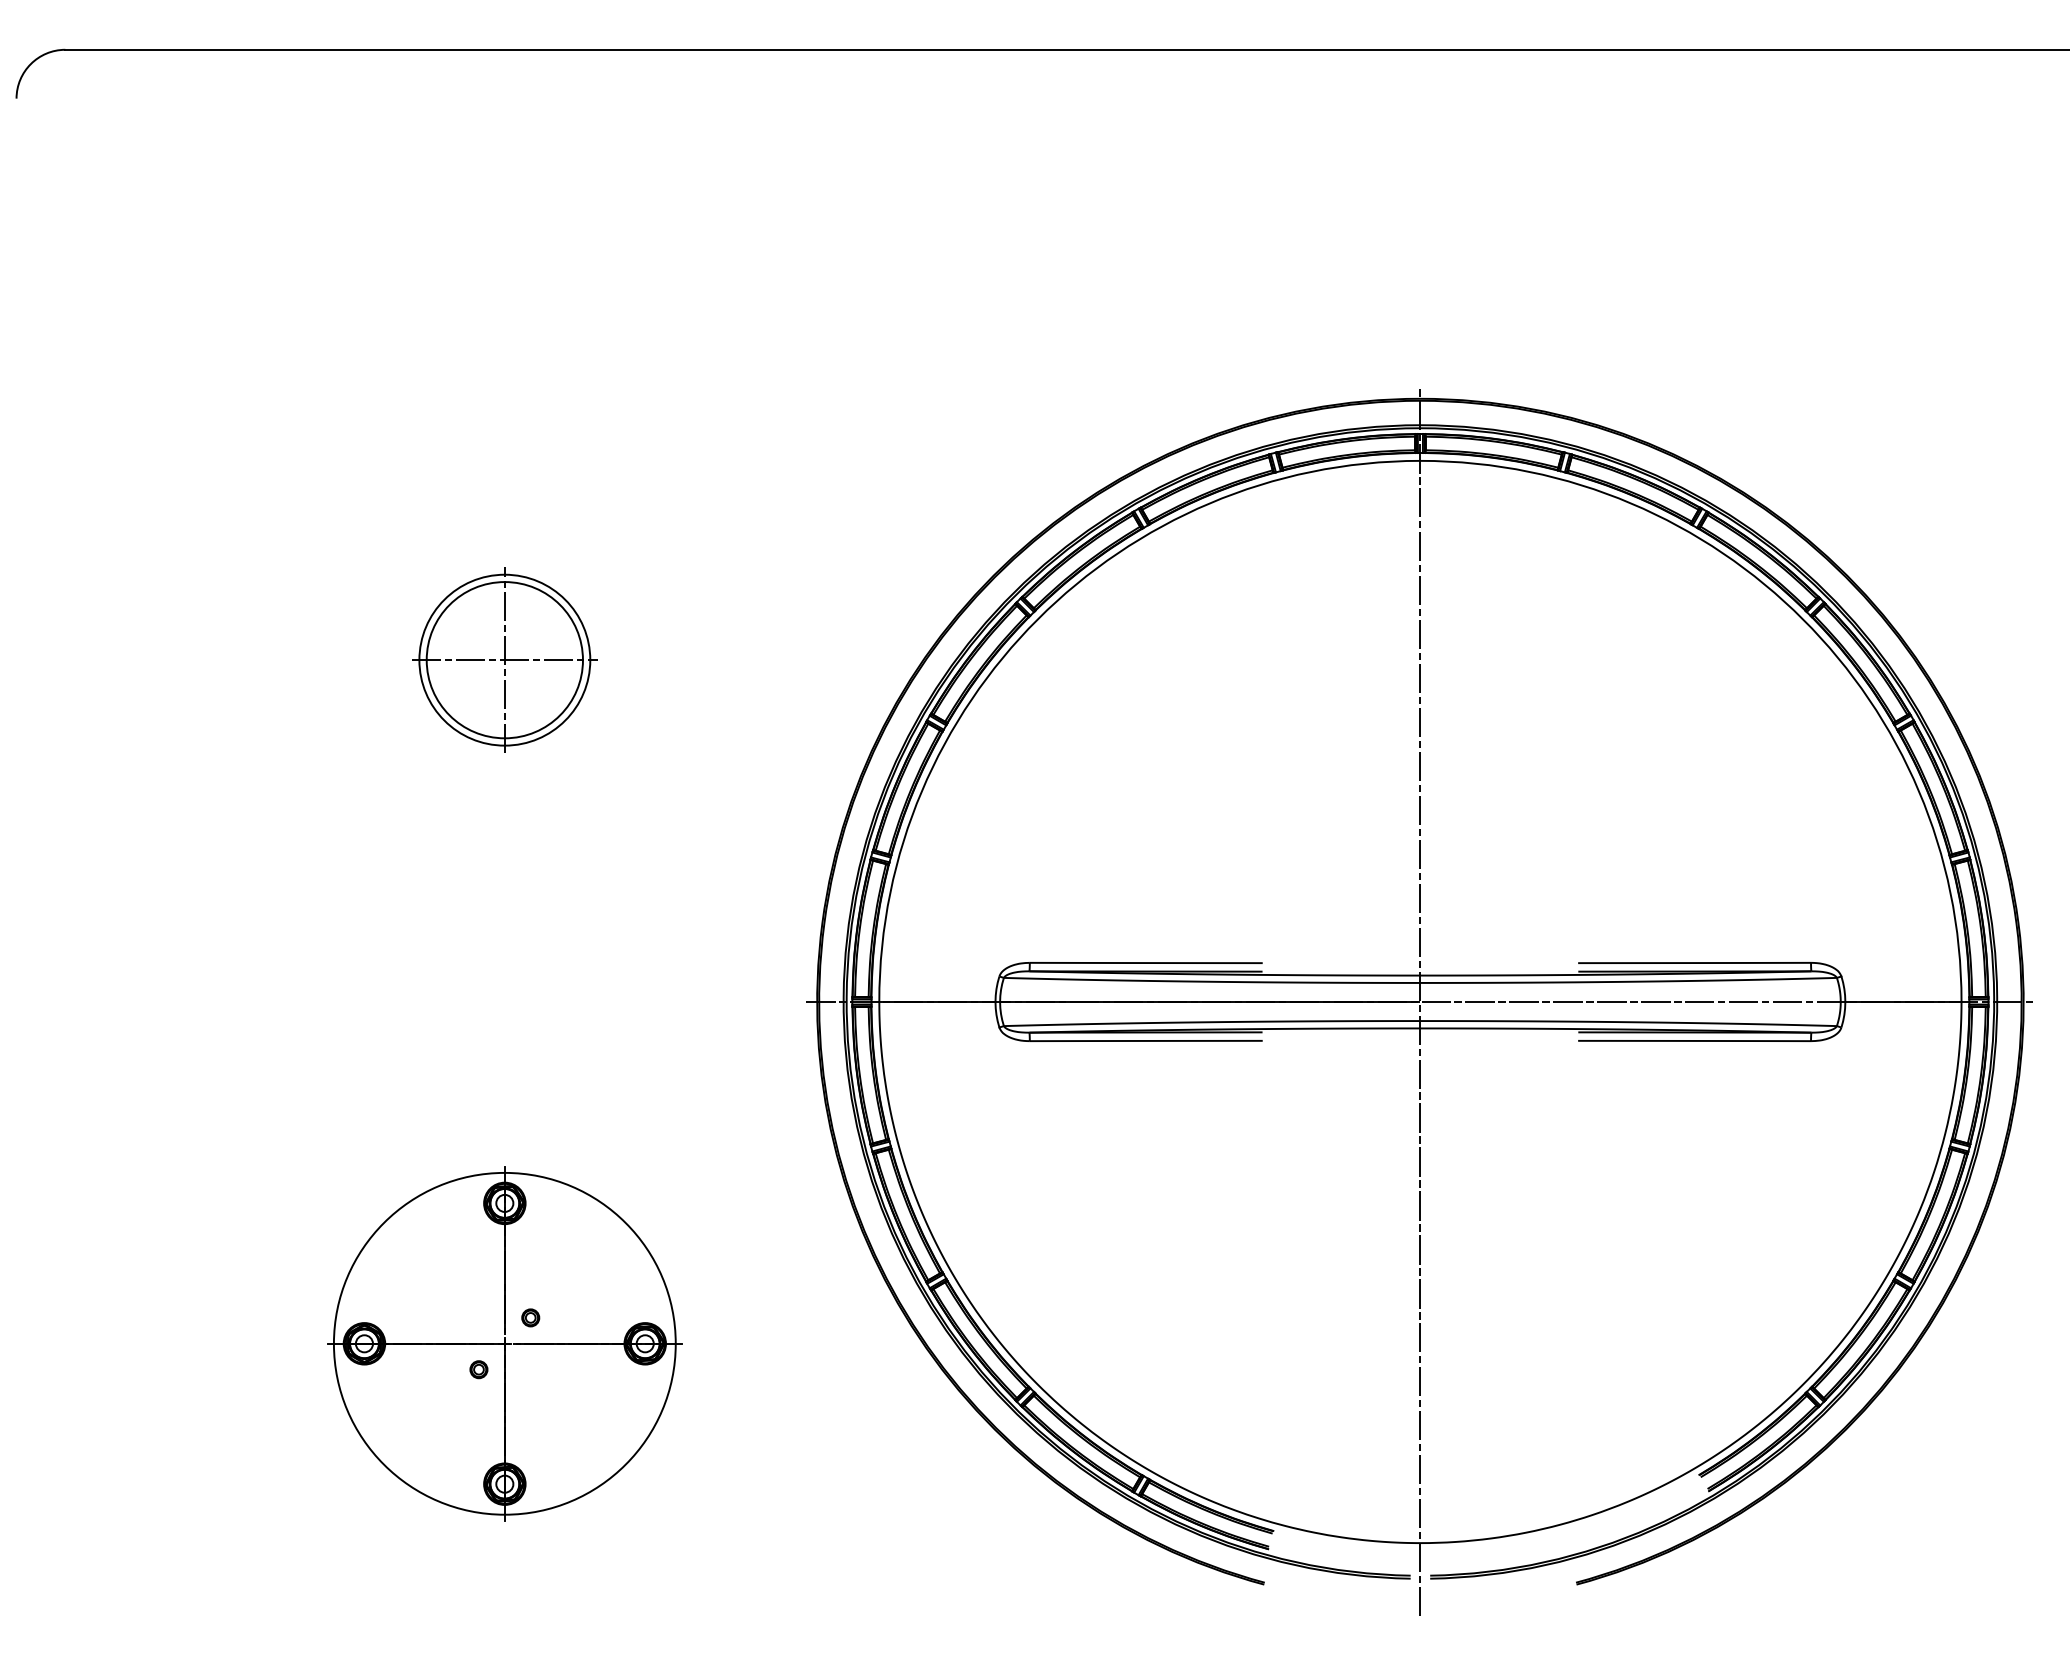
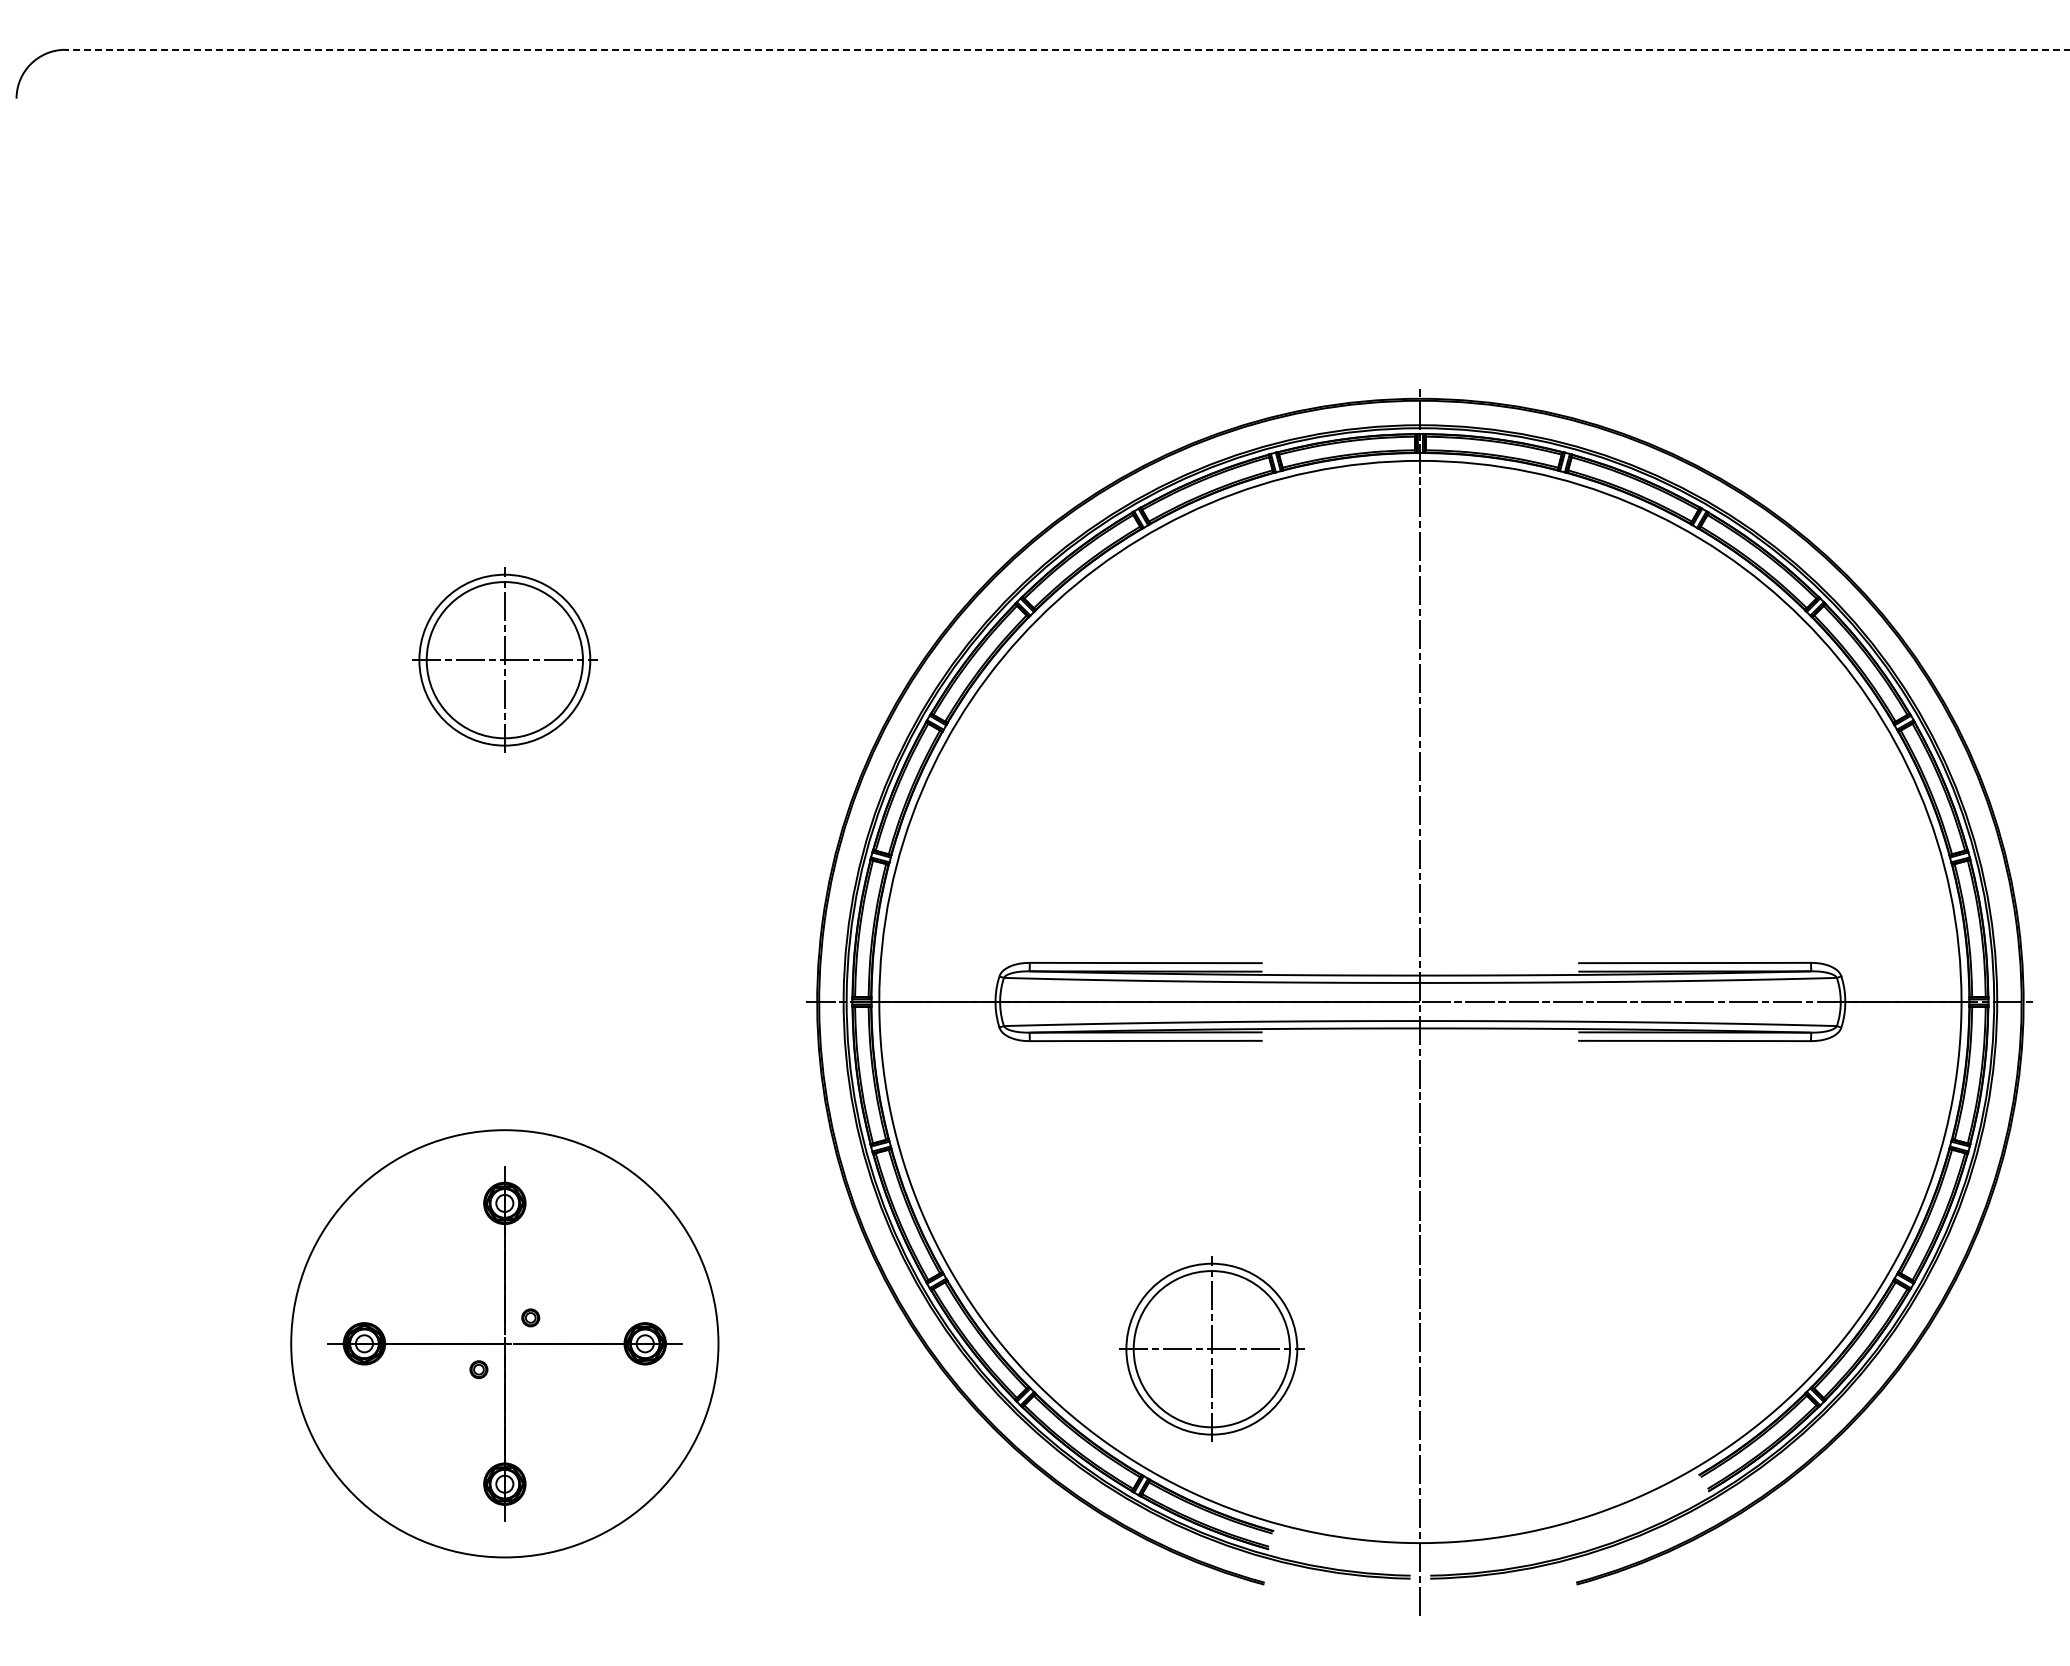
line: solid -> dashed (1067, 49)
circle diameter: 342 px -> 427 px (504, 1343)
part: none -> present (1211, 1348)
